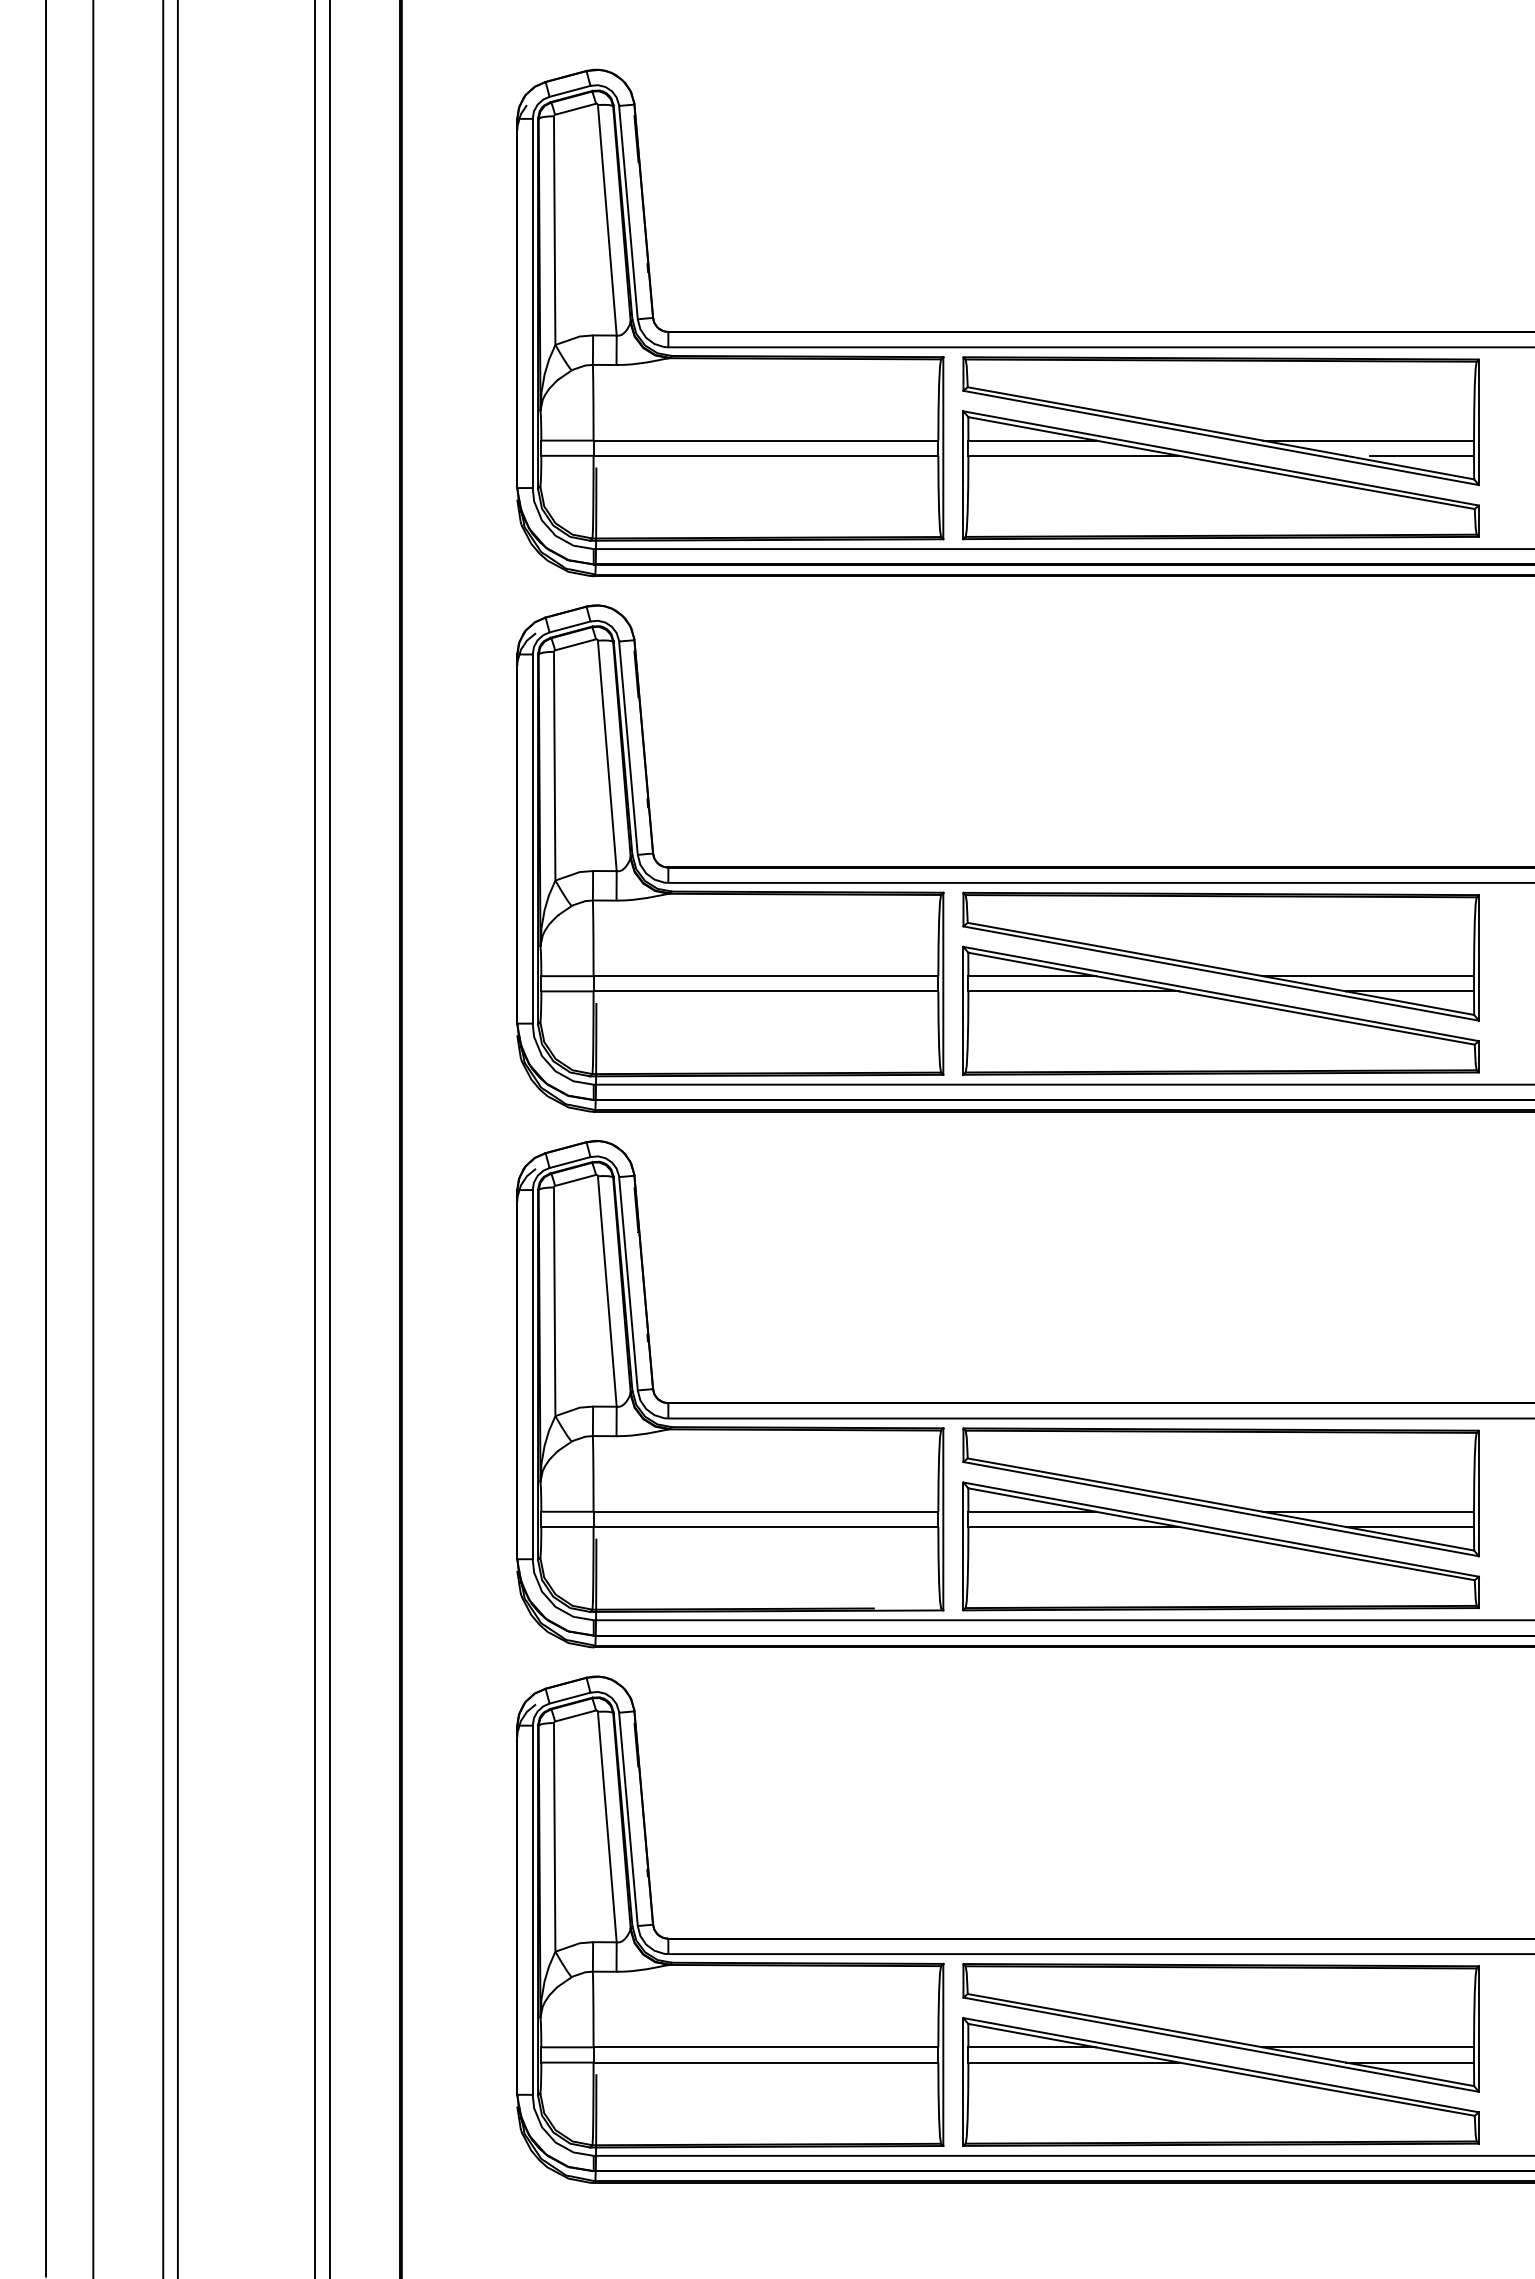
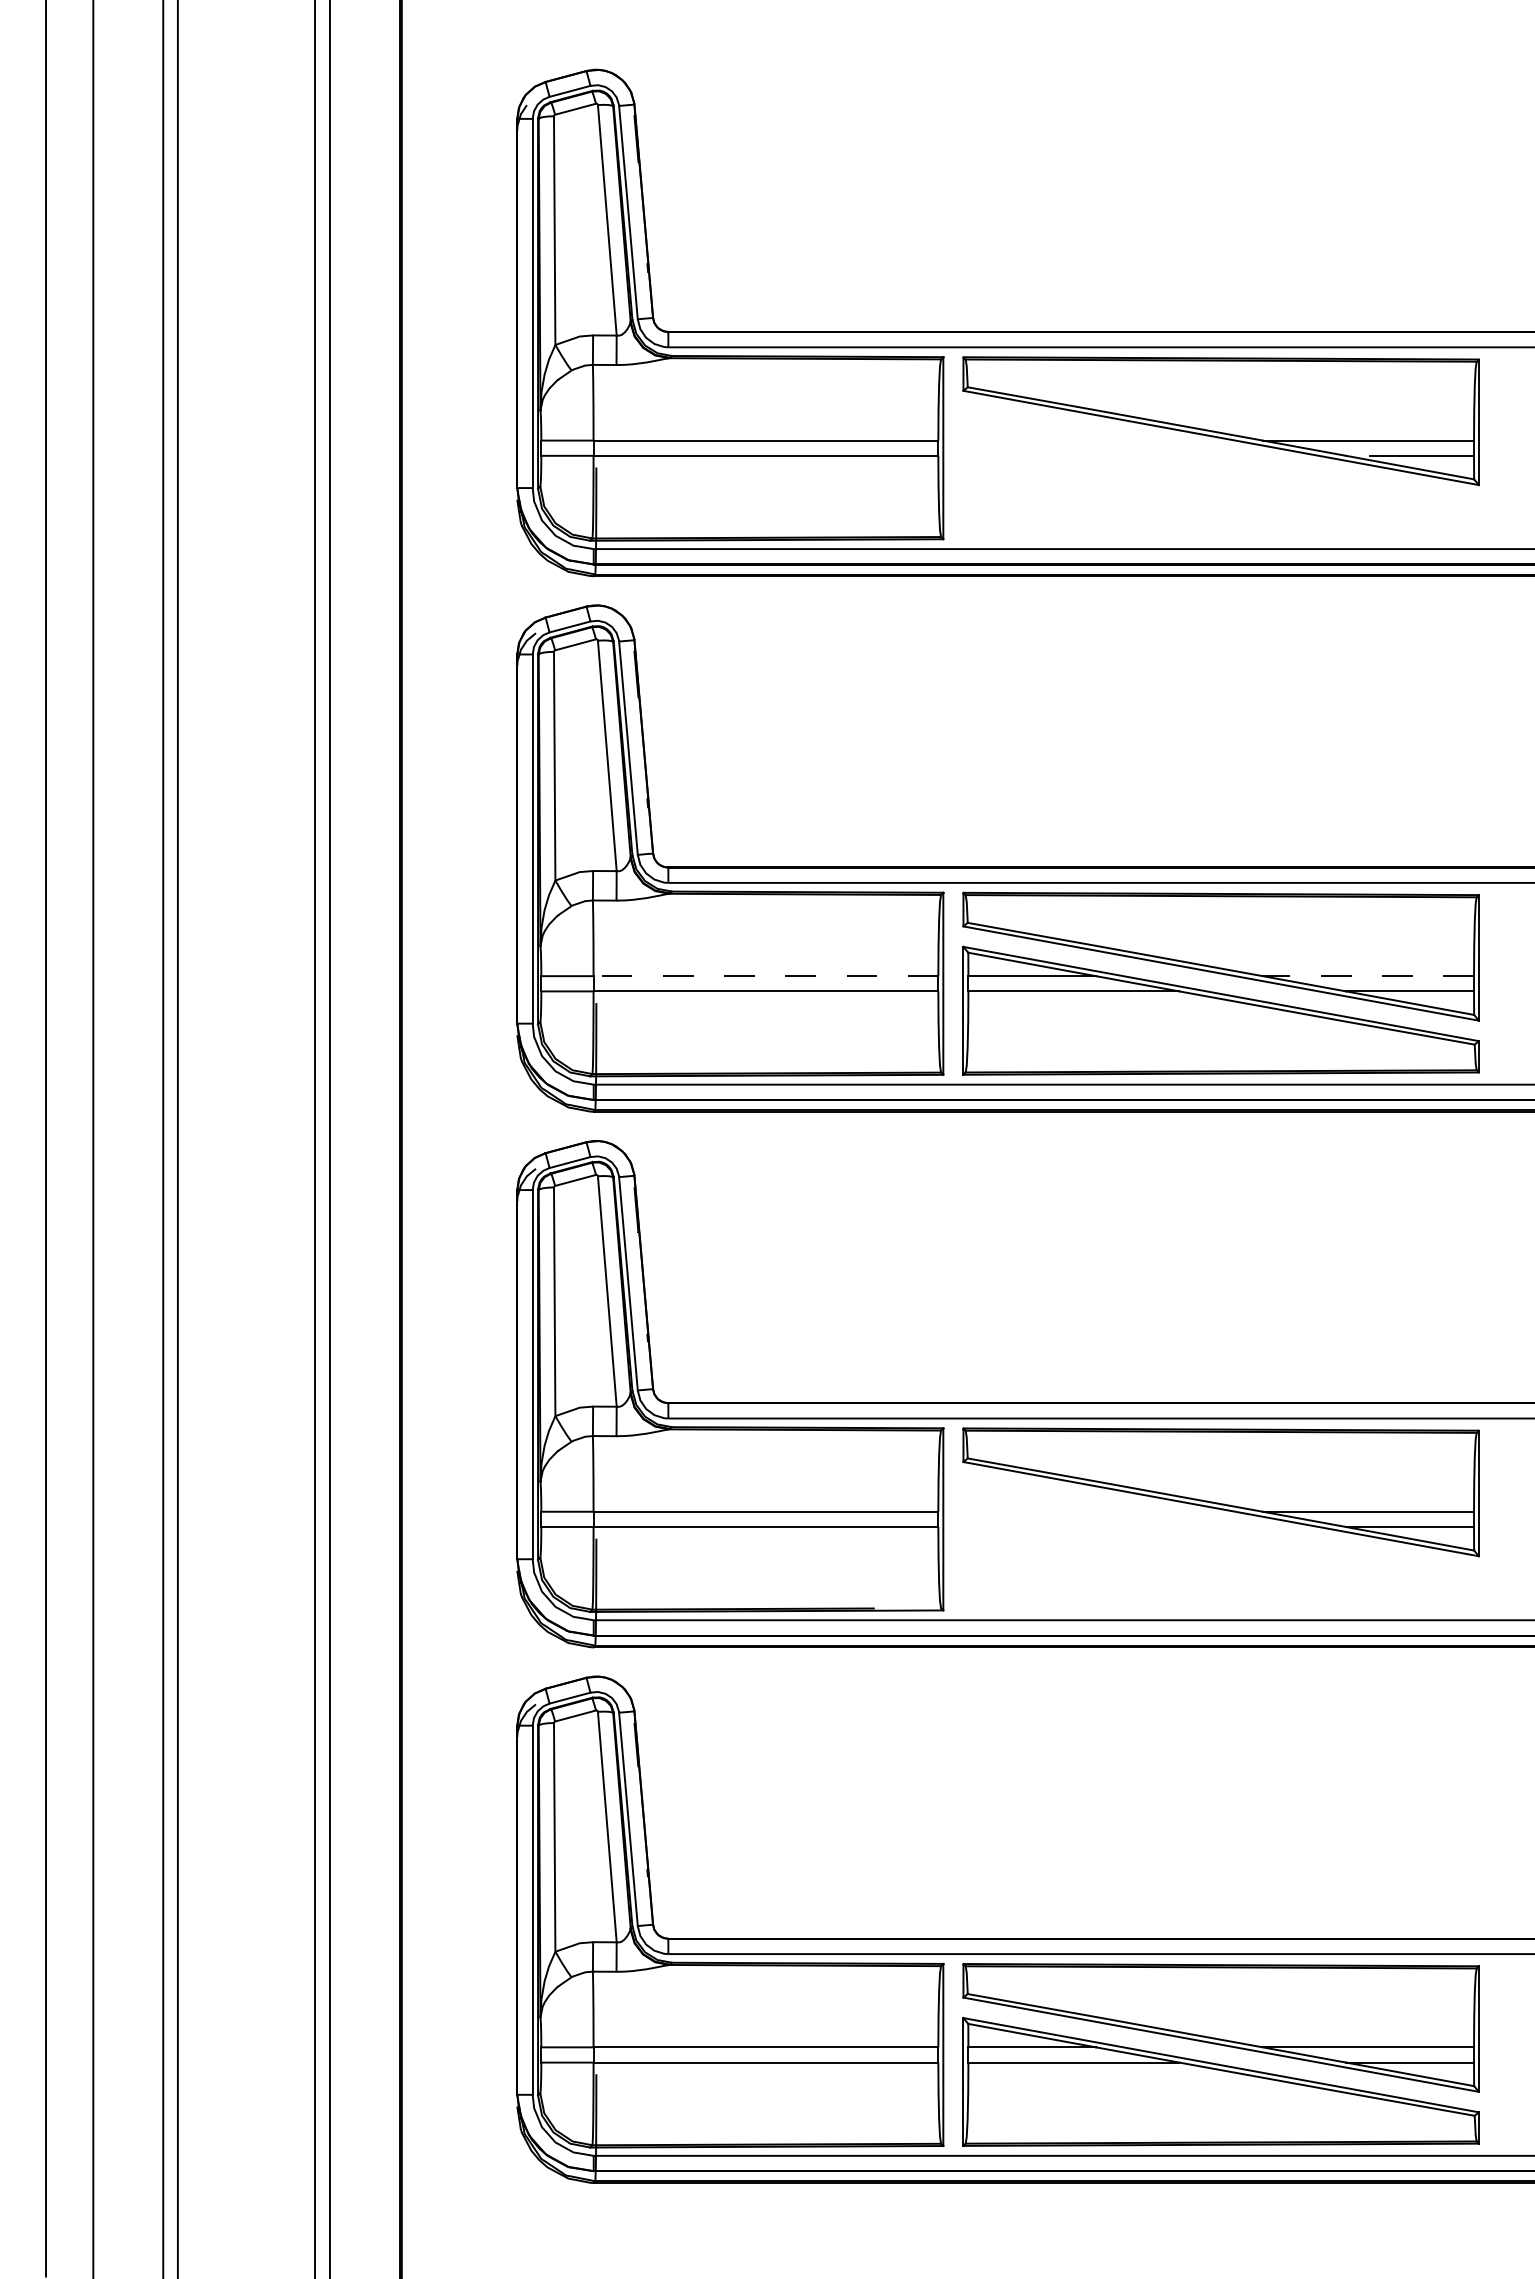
part: present -> none (1220, 475)
line: solid -> dashed (765, 976)
line: solid -> dashed (1368, 976)
part: present -> none (1220, 1546)
